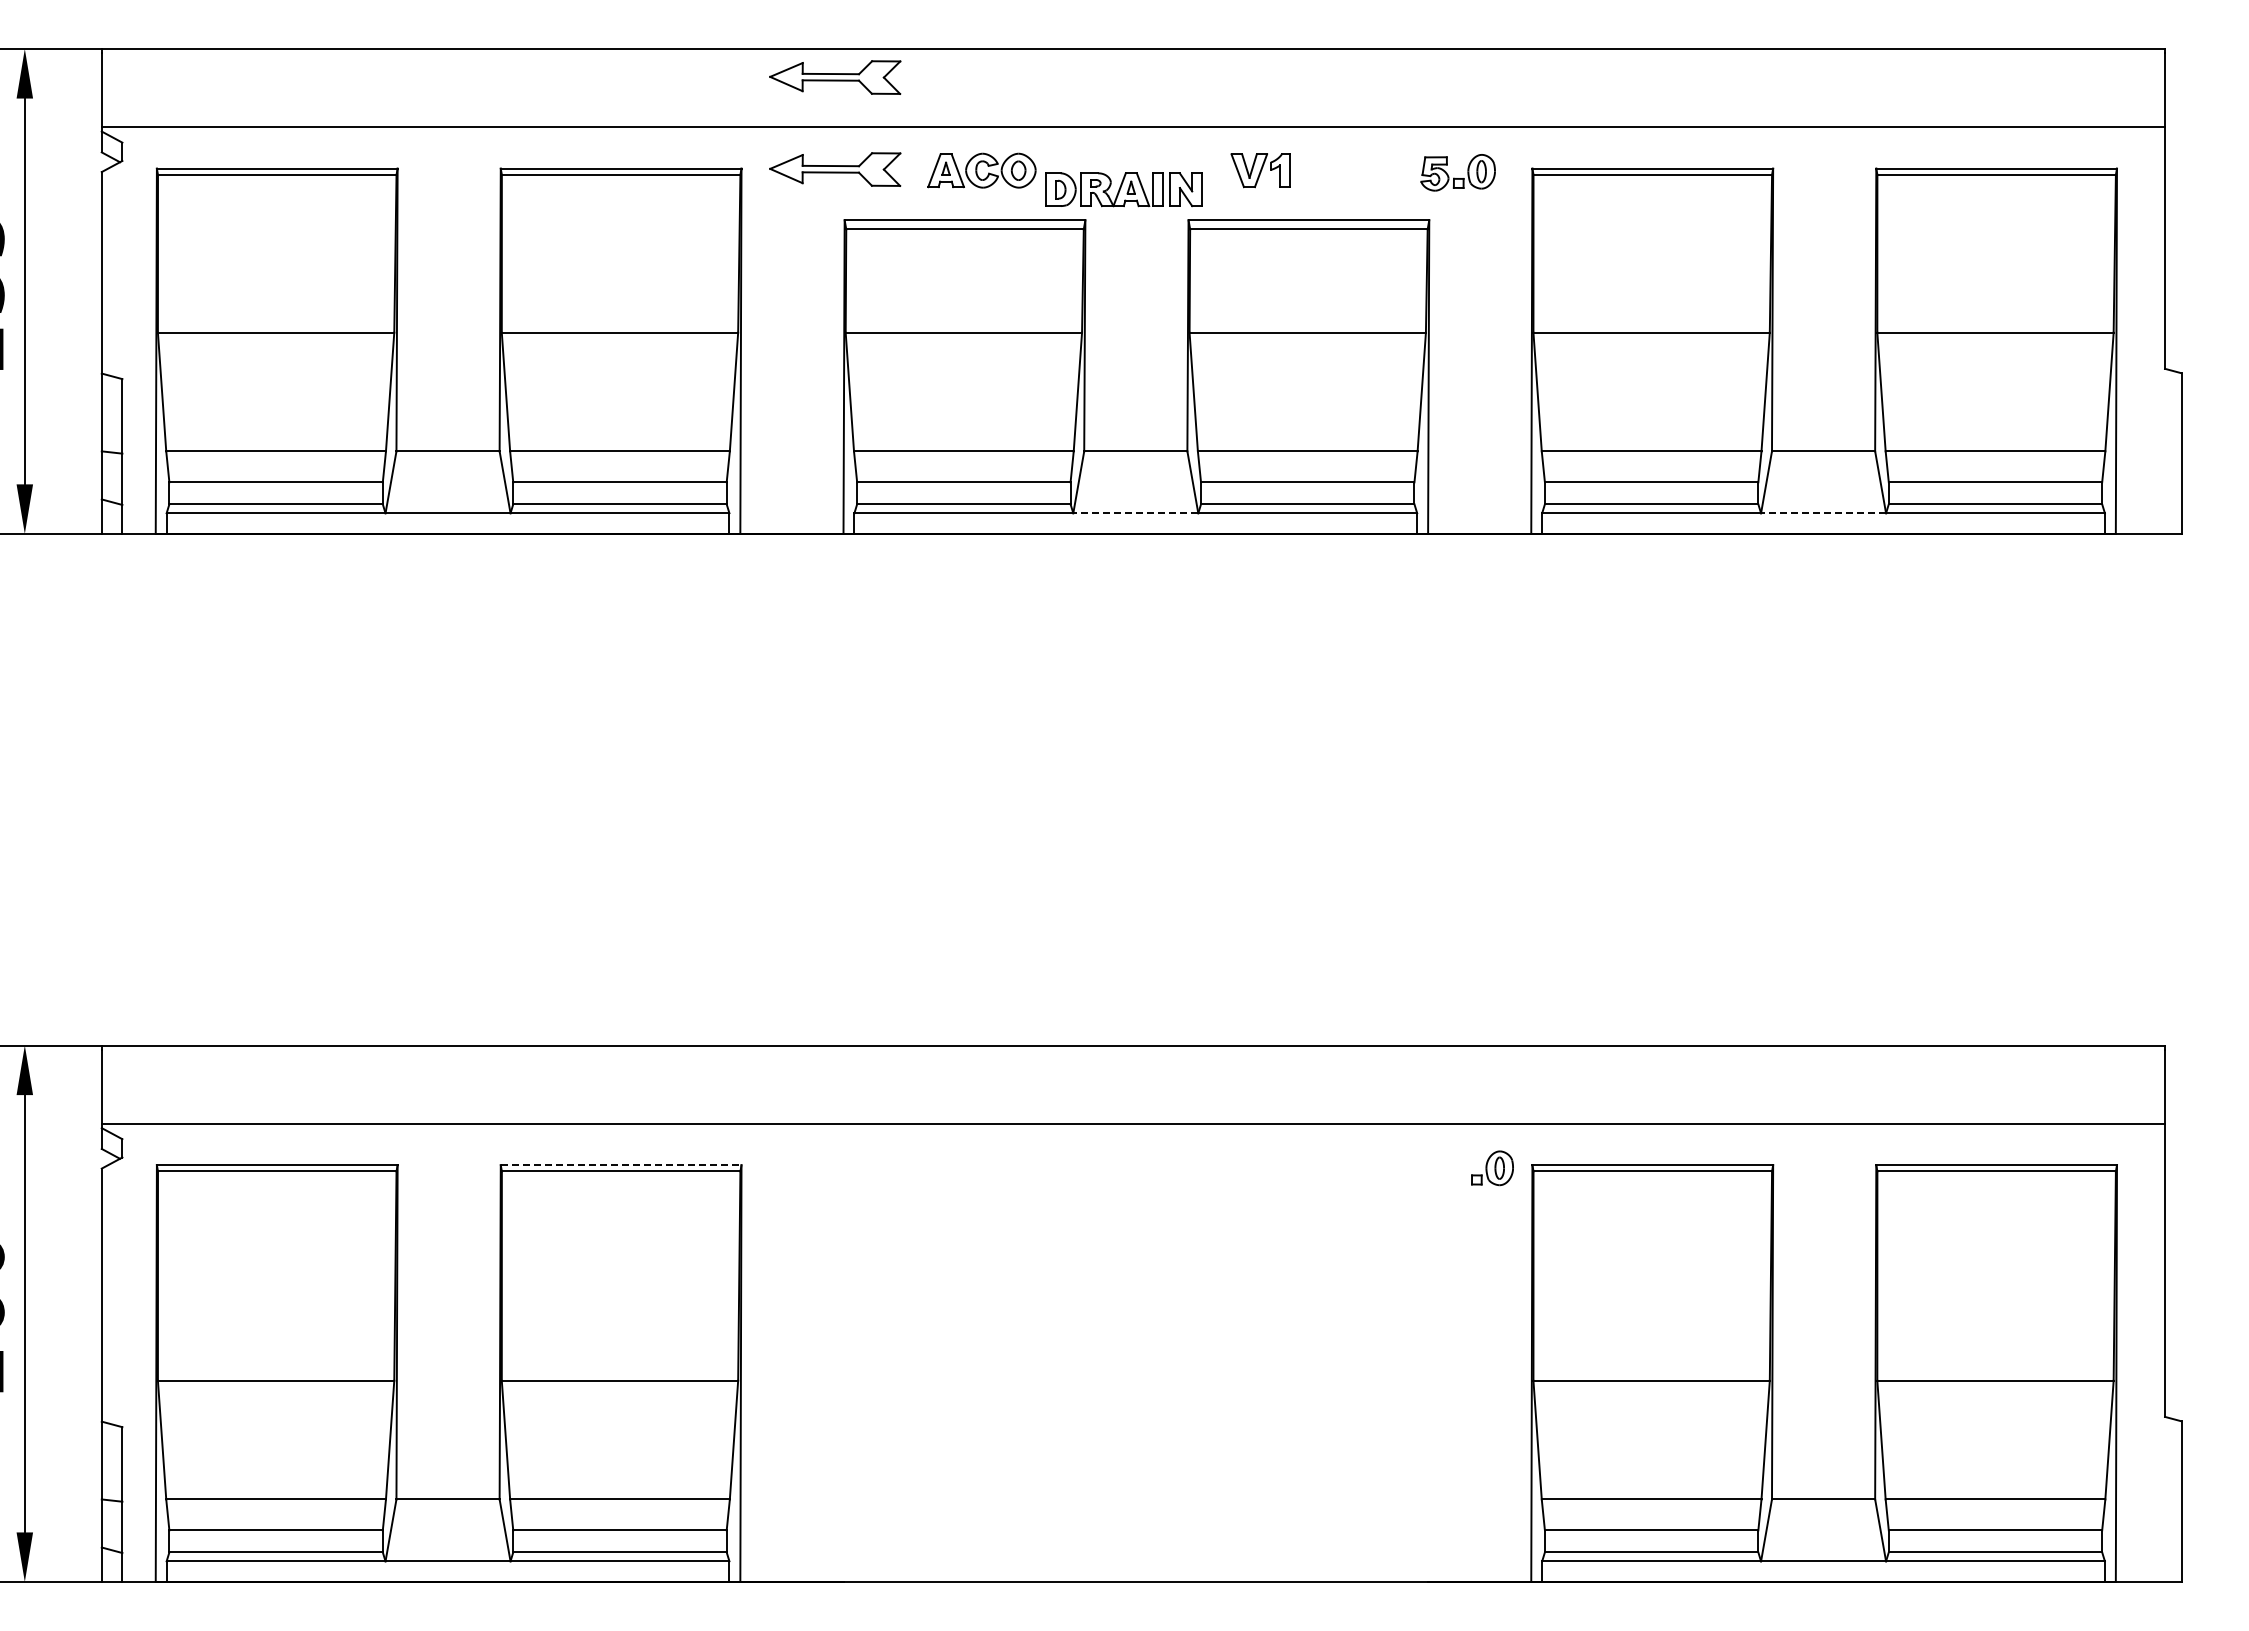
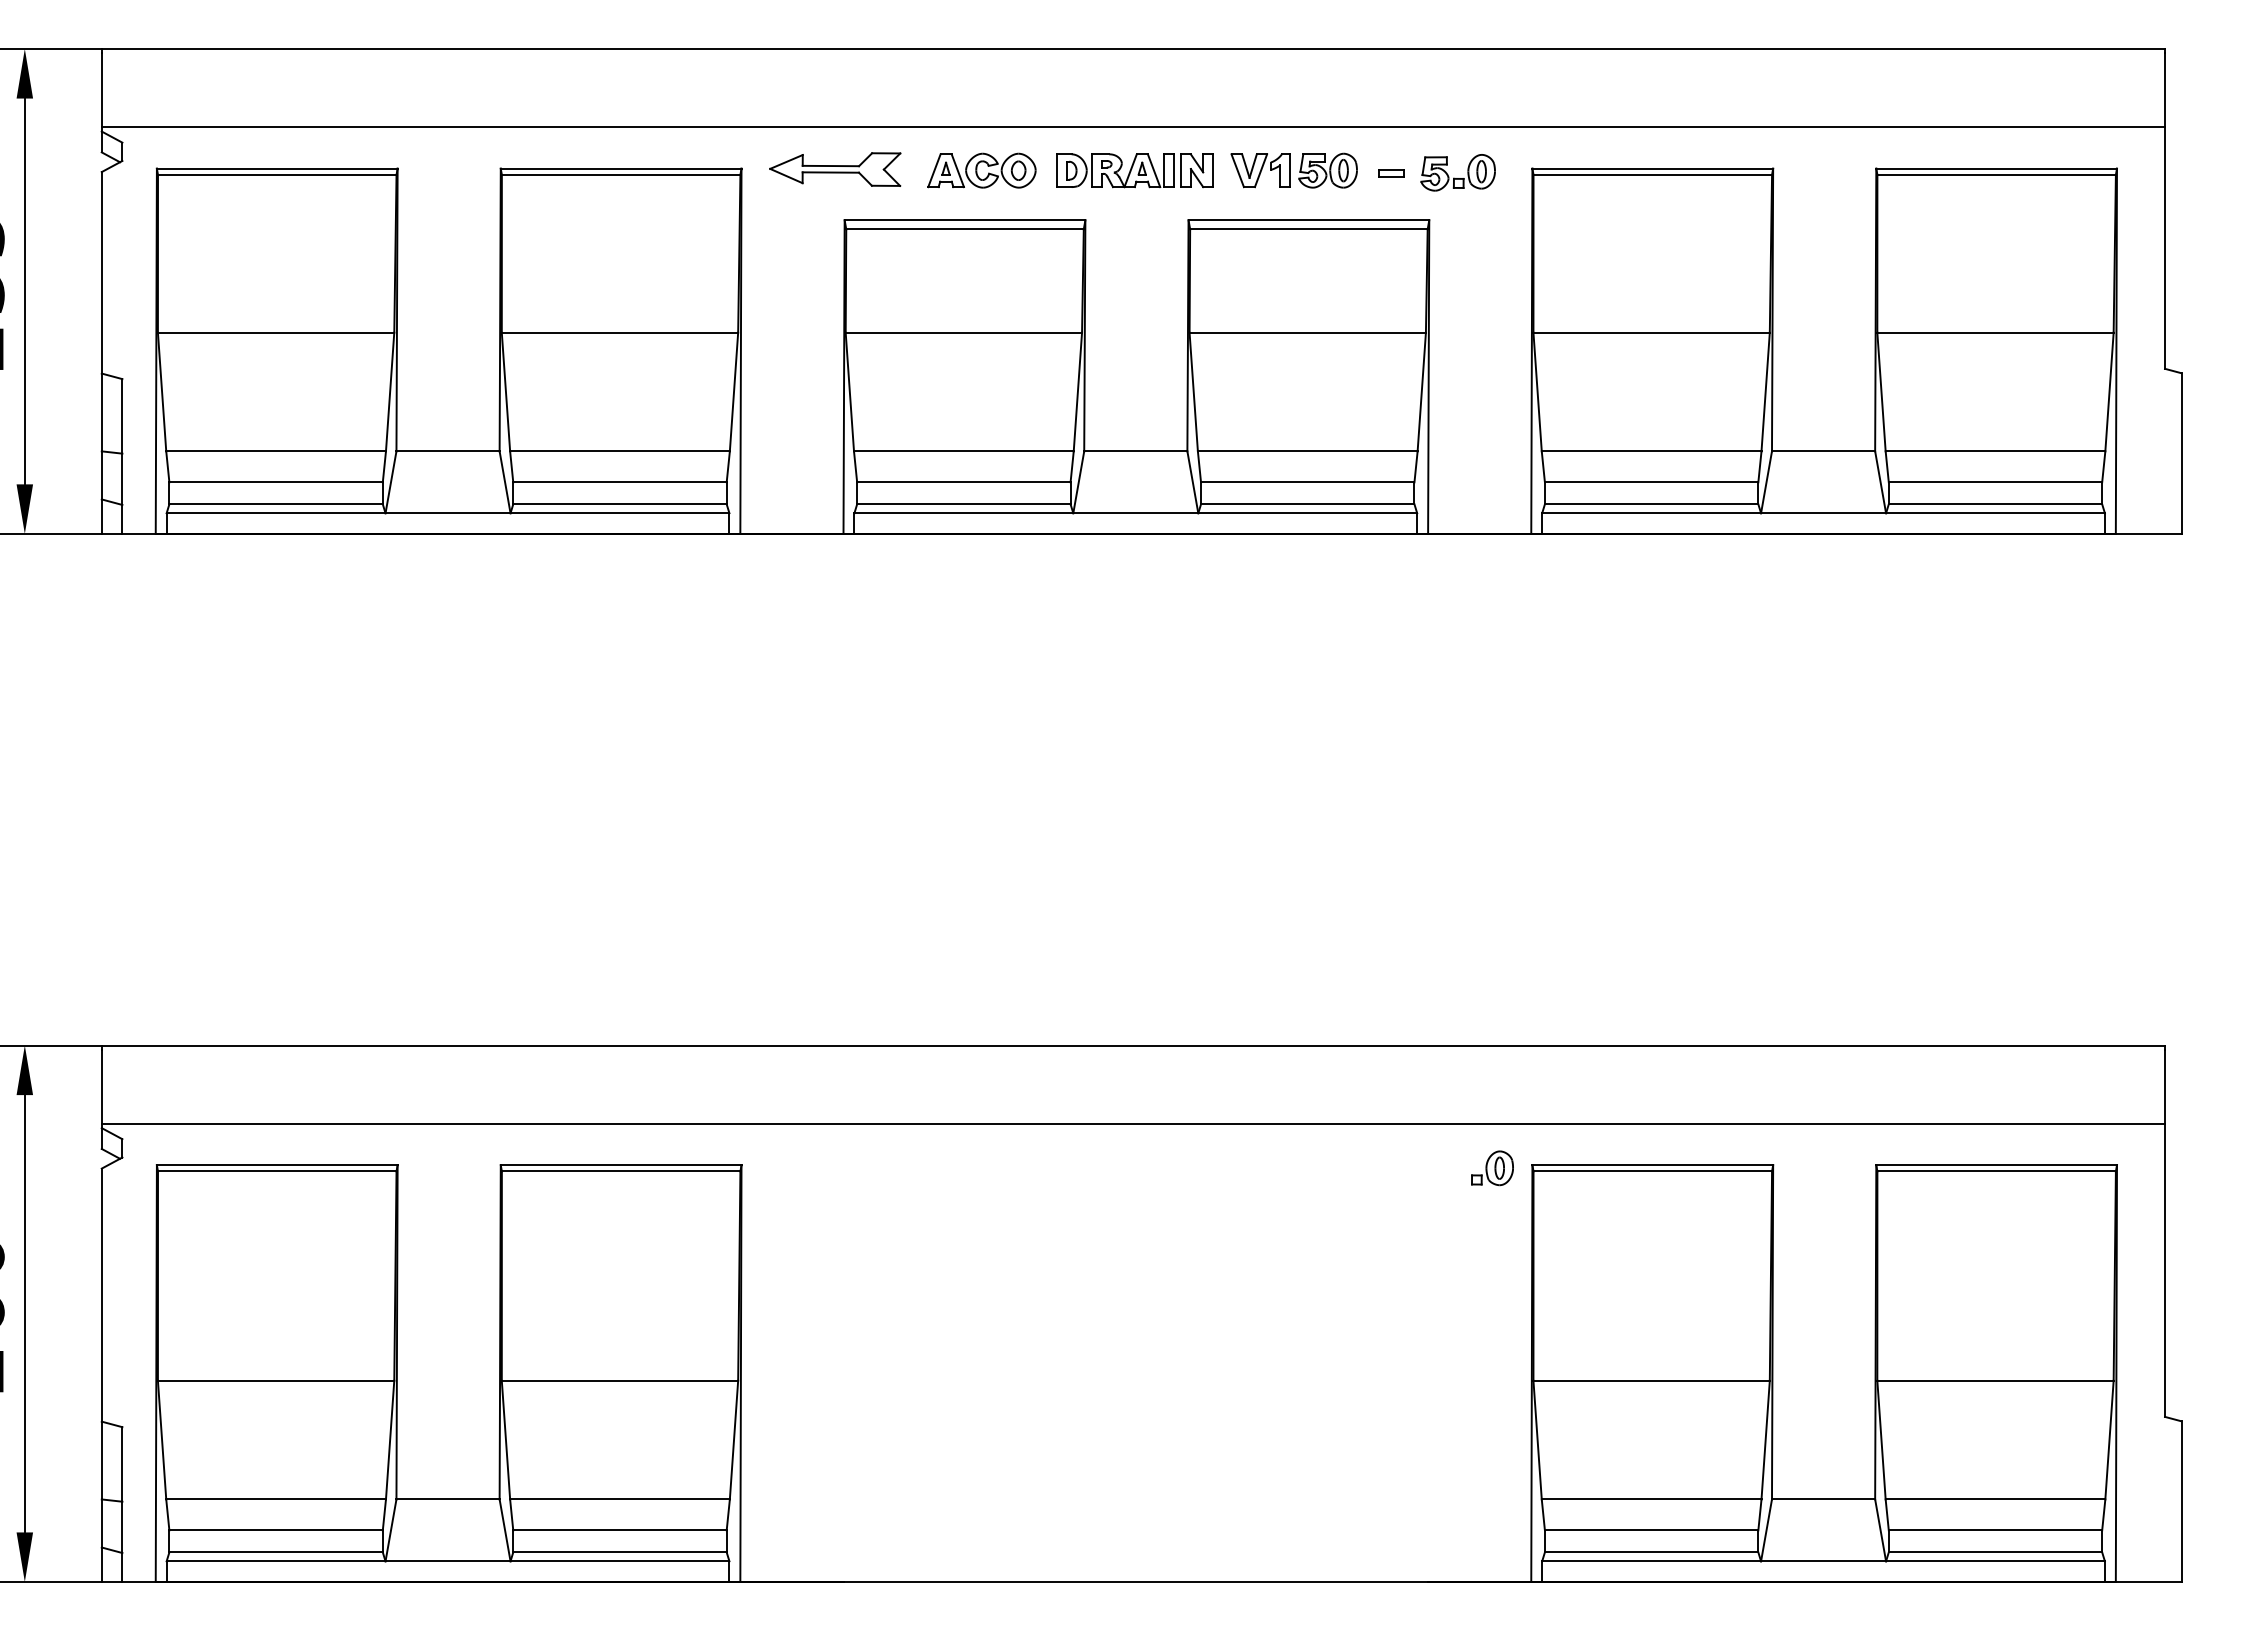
part: present -> none (835, 77)
part: none -> present (1327, 170)
part: none -> present (1391, 173)
part position: (1123, 189) -> (1134, 170) (1134, 170)
line: dashed -> solid (1135, 513)
line: dashed -> solid (1823, 513)
line: dashed -> solid (621, 1165)
